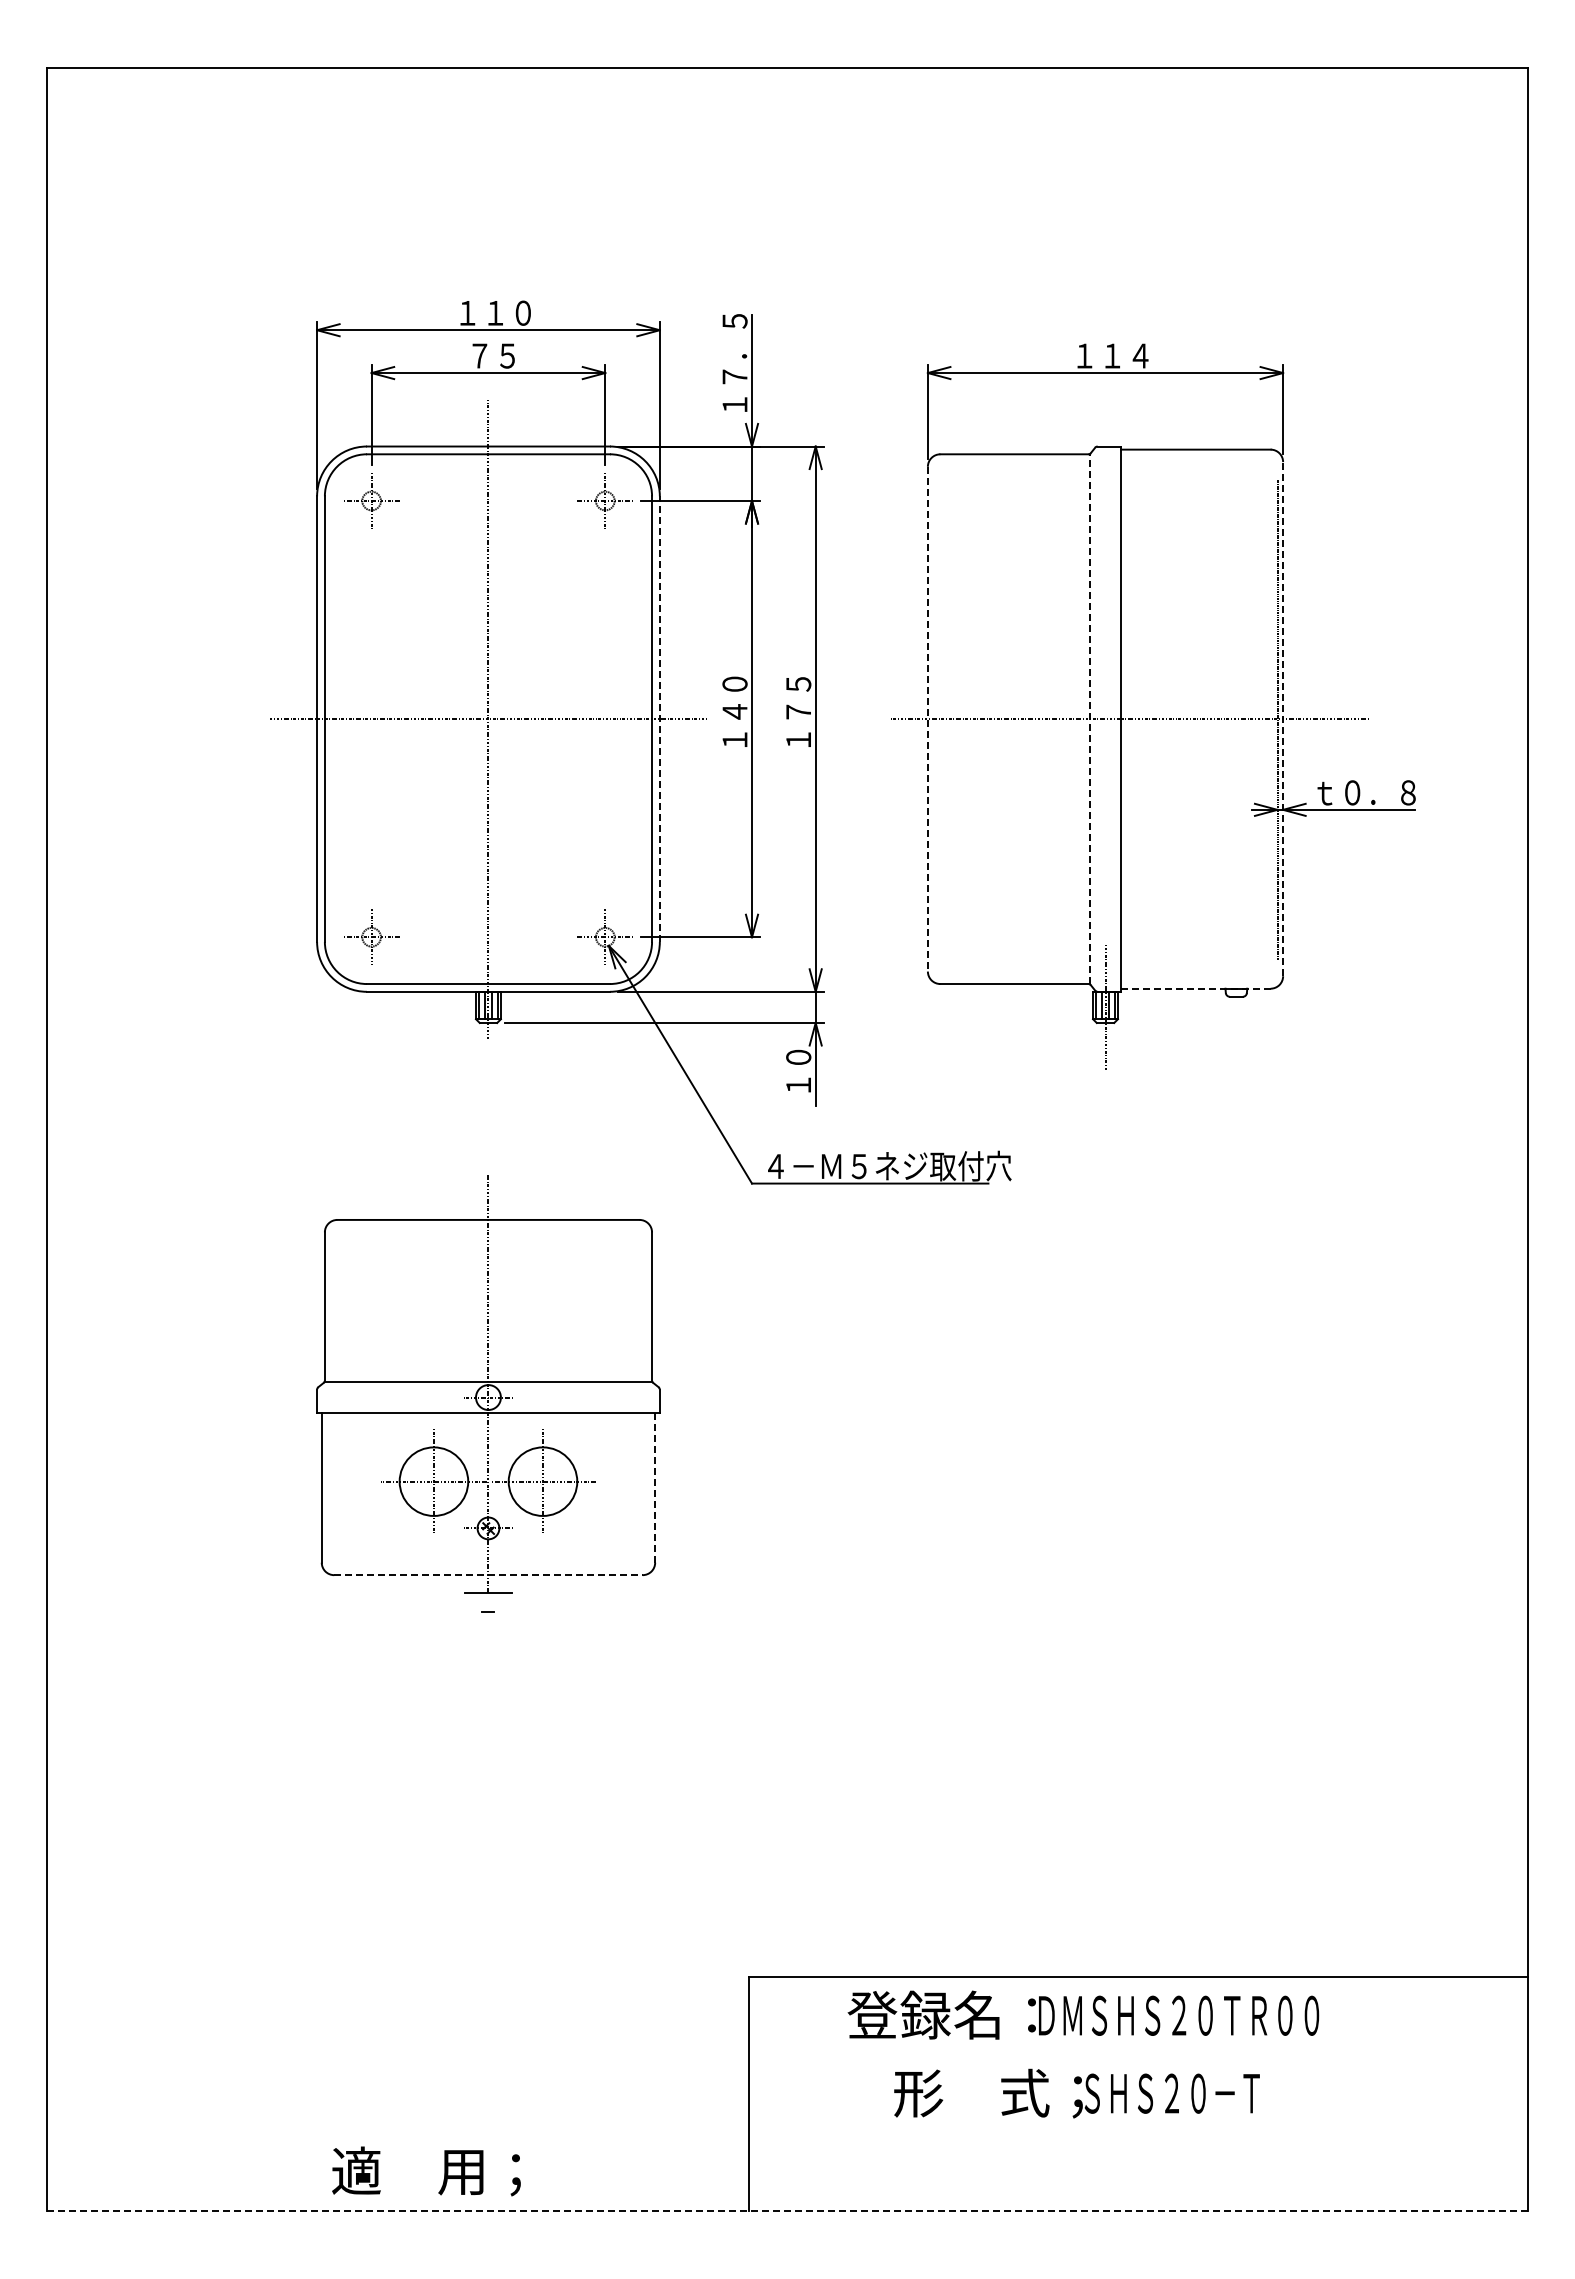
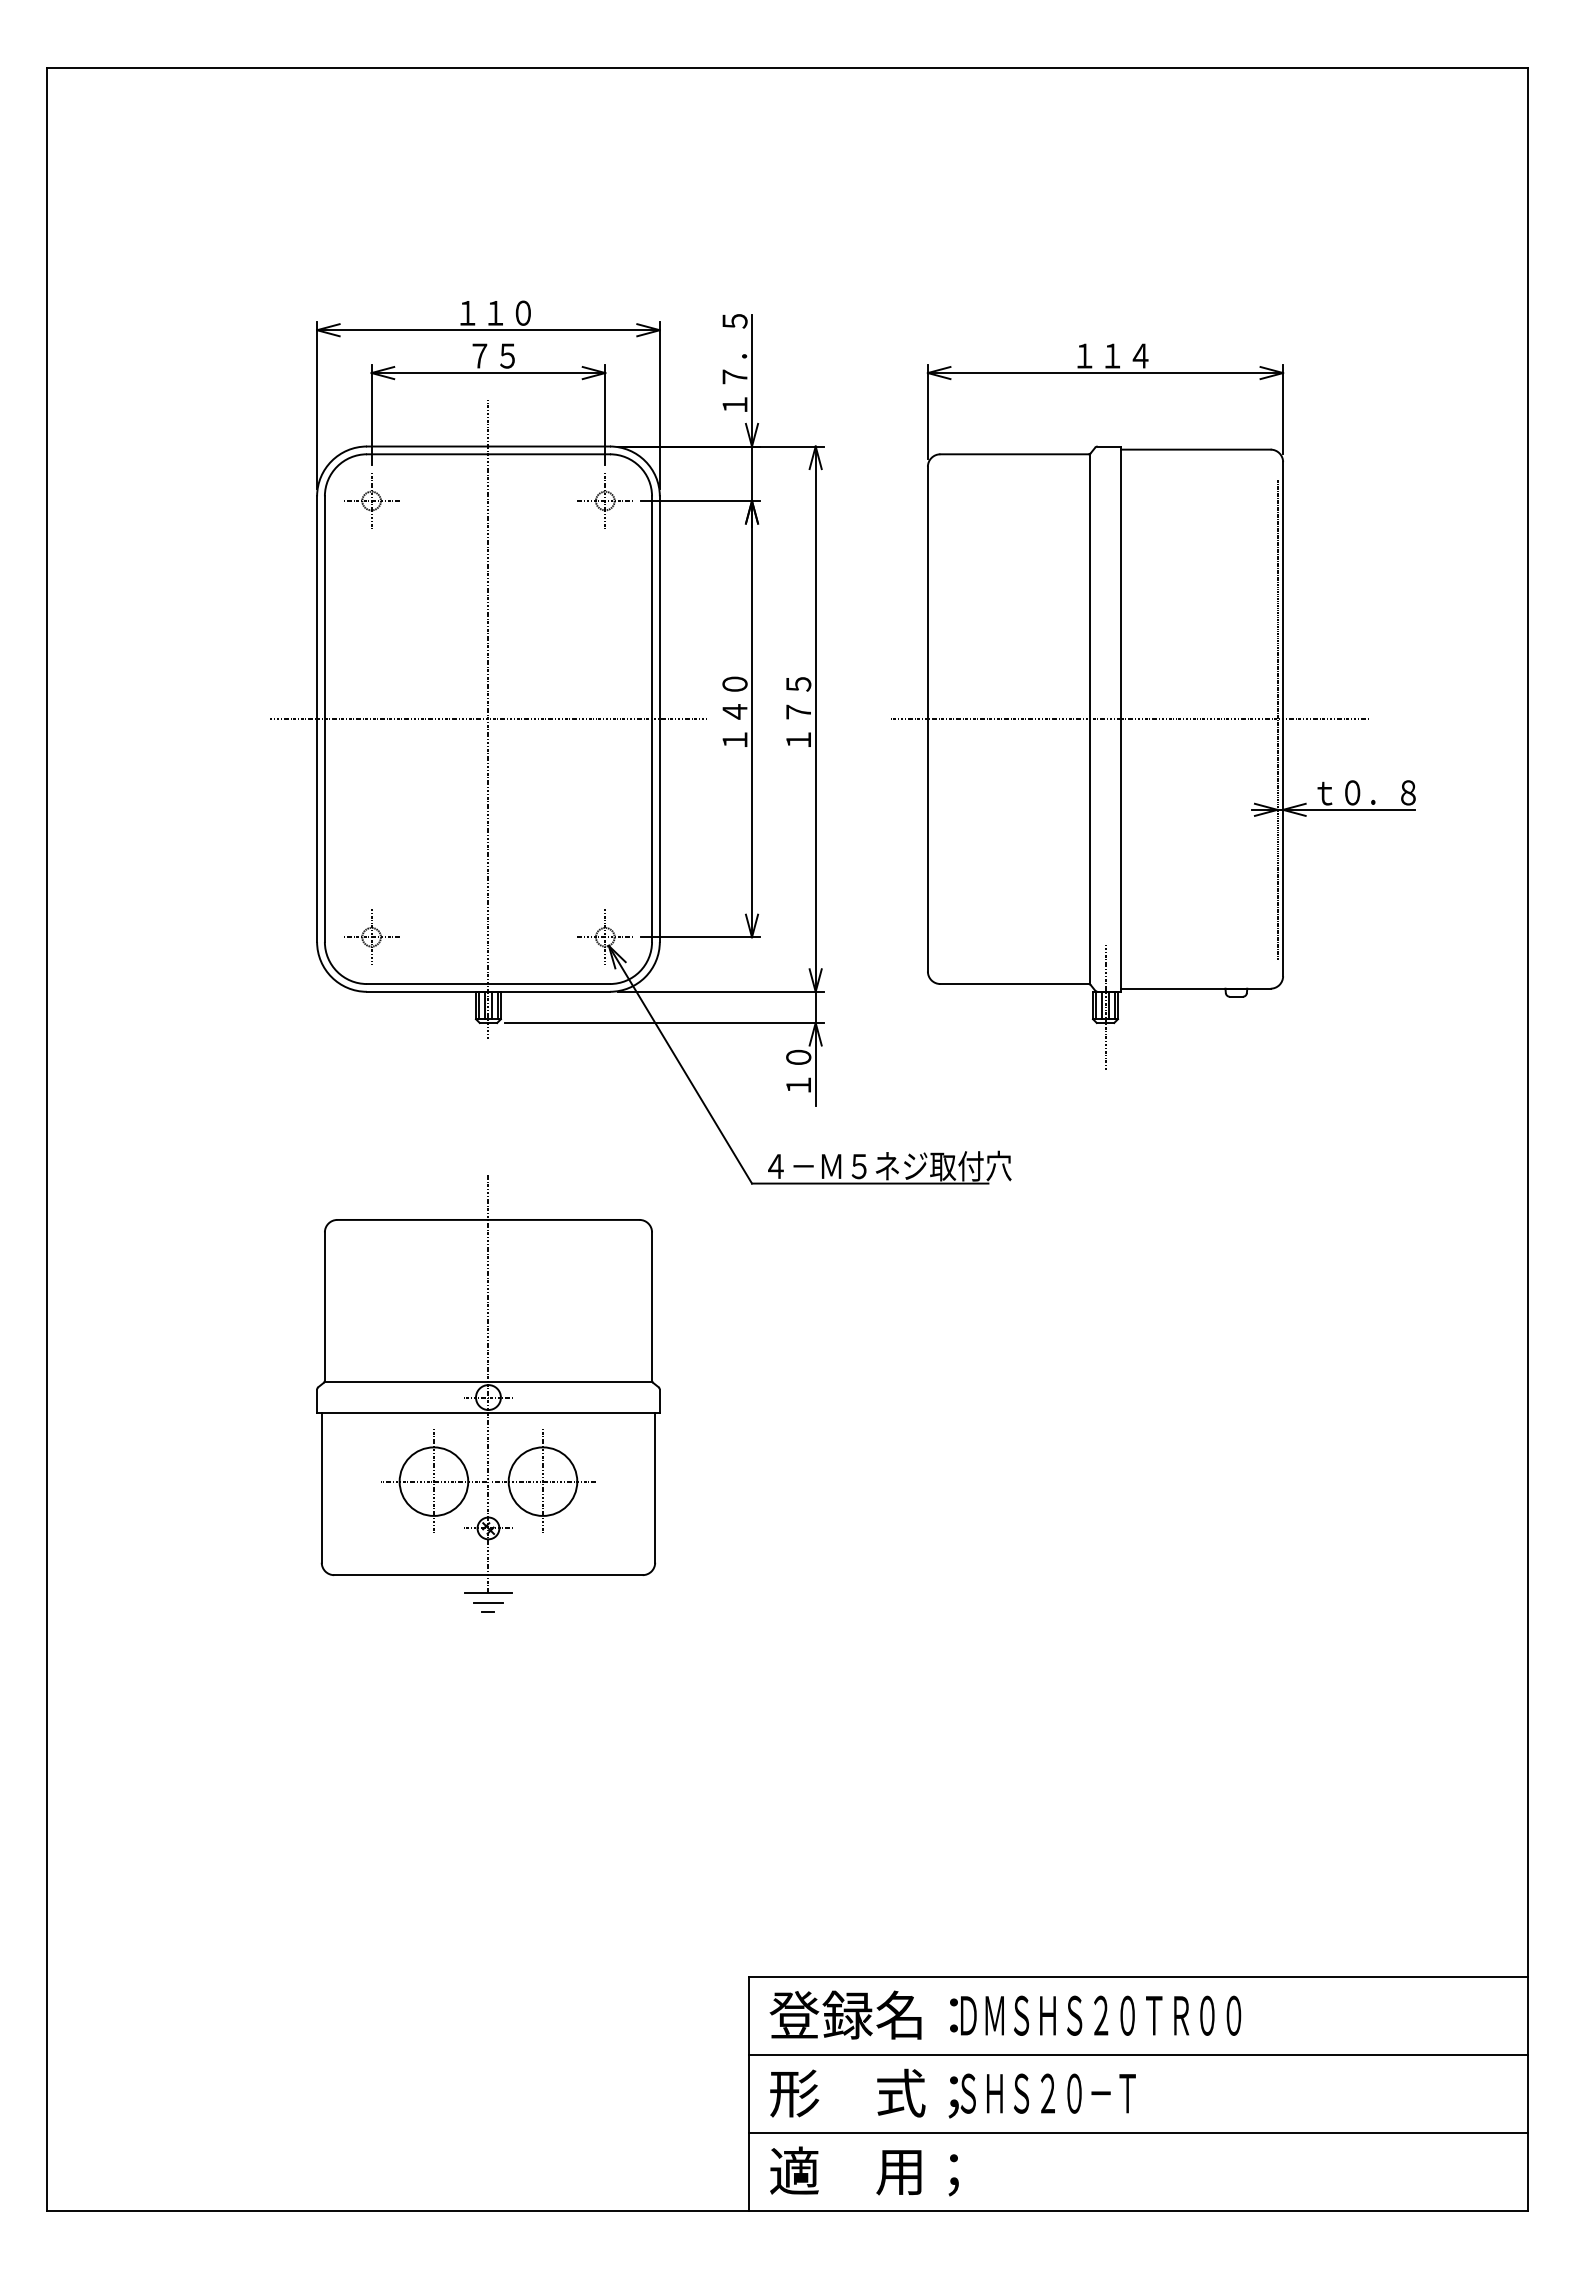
line: dashed -> solid (1089, 718)
line: dashed -> solid (1283, 718)
line: dashed -> solid (659, 719)
line: dashed -> solid (927, 719)
line: dashed -> solid (1195, 988)
line: dashed -> solid (655, 1487)
line: dashed -> solid (488, 1575)
line: none -> present (488, 1602)
text position: (1083, 2014) -> (1005, 2014) (1005, 2014)
line: none -> present (1137, 2054)
text position: (1076, 2093) -> (952, 2093) (952, 2093)
line: none -> present (1137, 2132)
text position: (426, 2171) -> (864, 2171) (864, 2171)
line: dashed -> solid (787, 2210)
